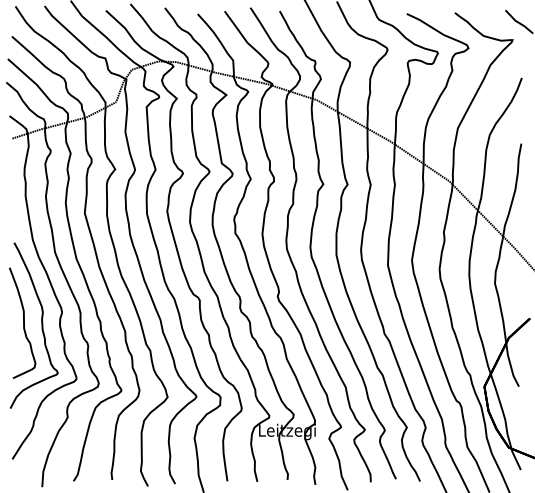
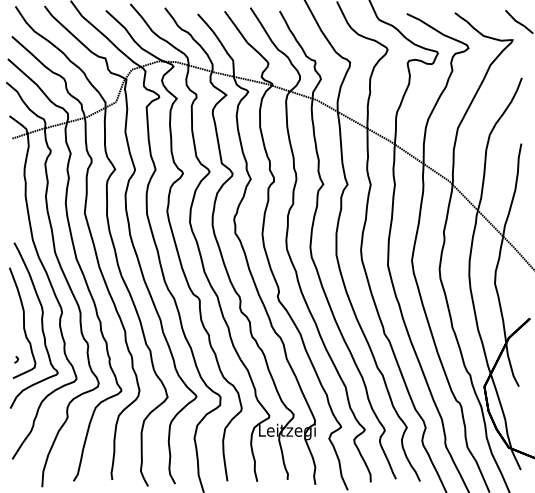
part: none -> present (16, 359)
